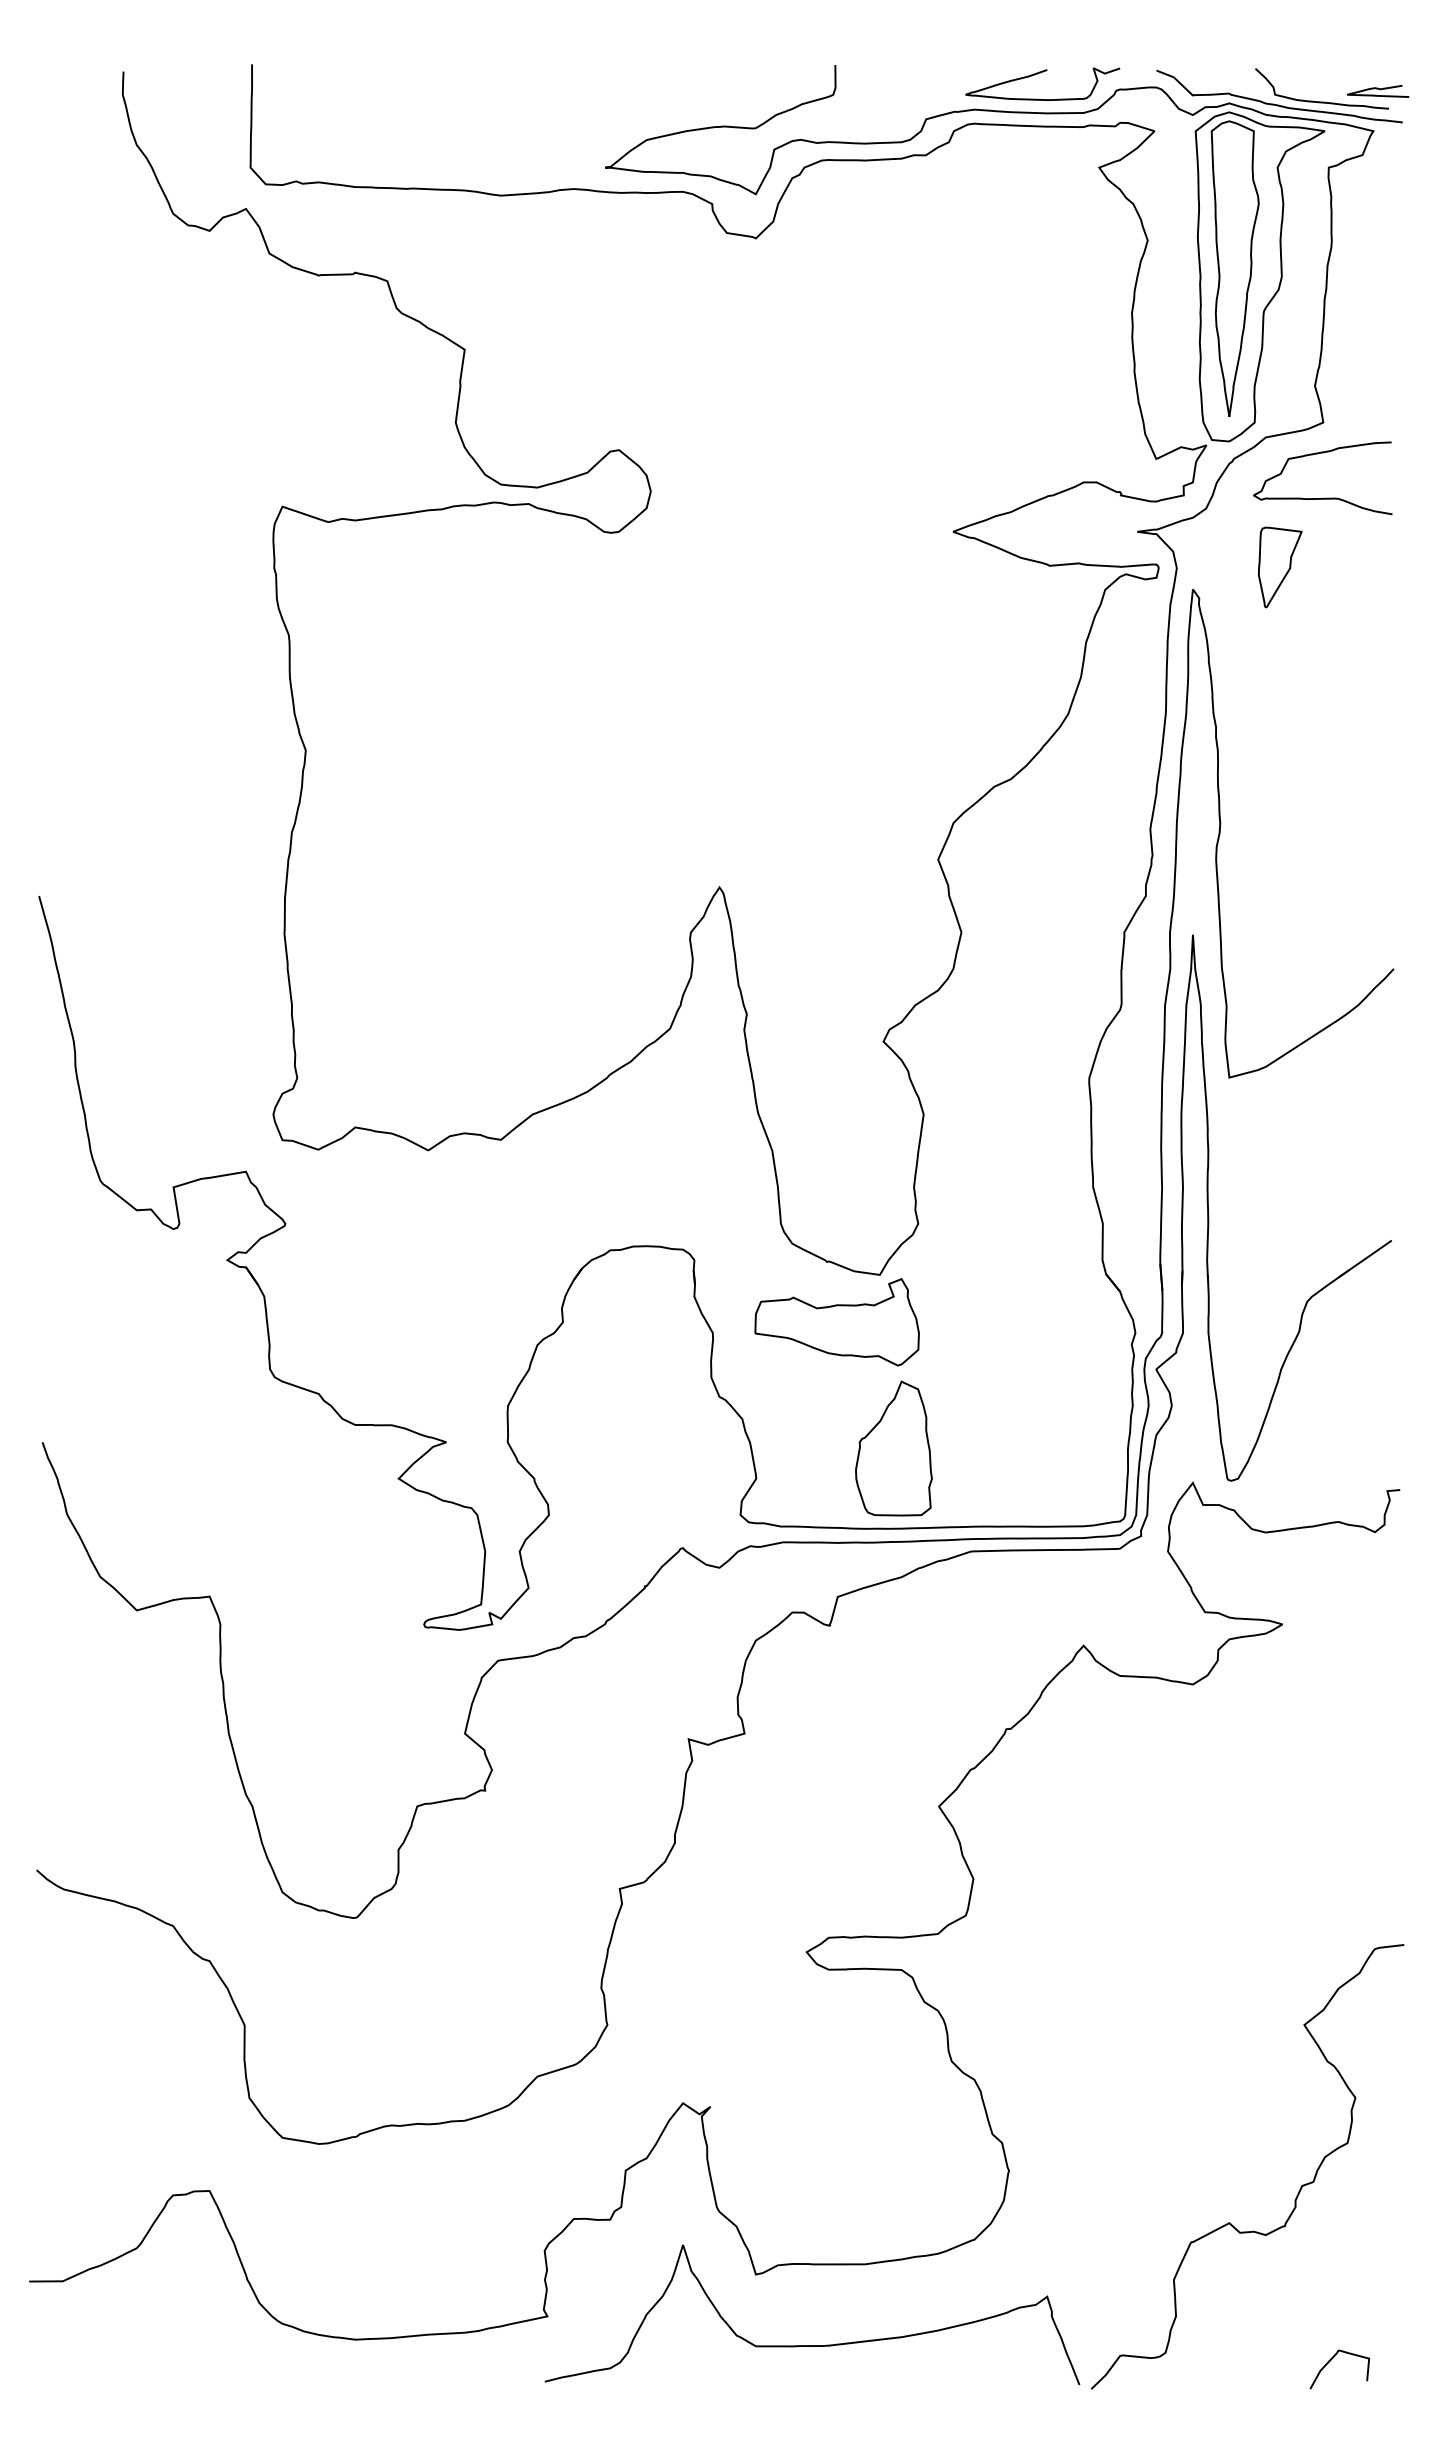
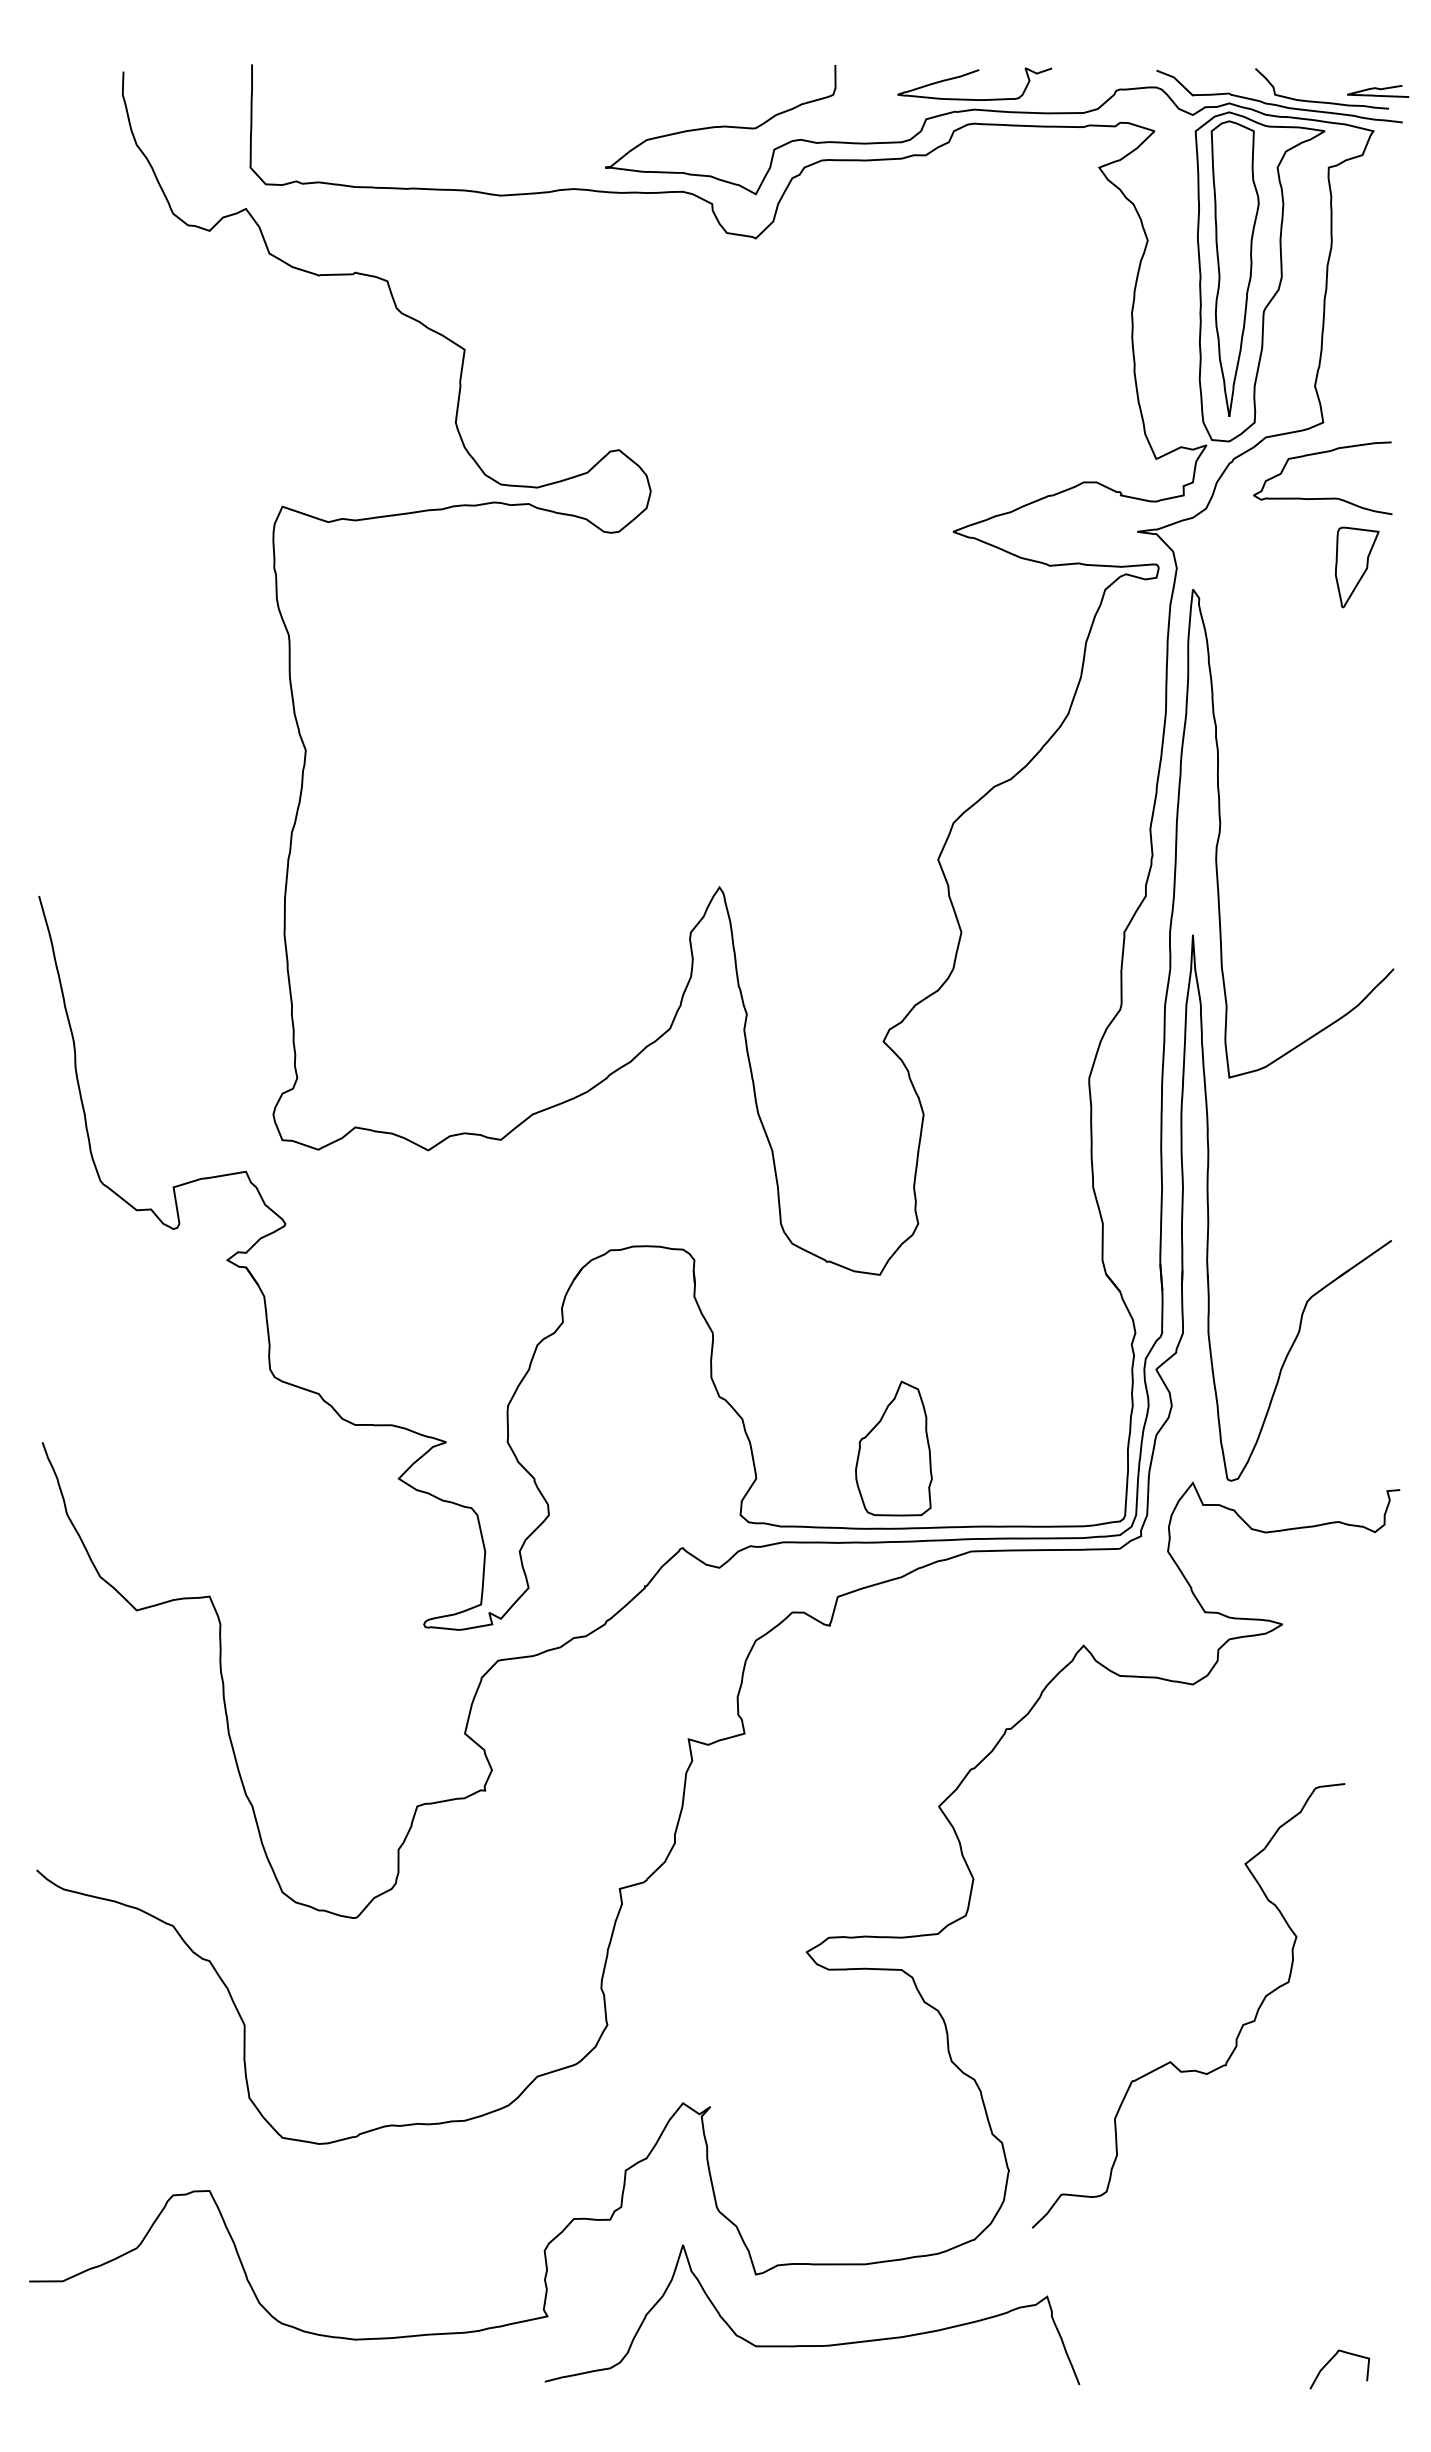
curve position: (1040, 73) -> (972, 73) (972, 73)
part position: (1280, 567) -> (1357, 567) (1357, 567)
part: present -> none (836, 1322)
curve position: (1298, 2191) -> (1239, 2030) (1239, 2030)
